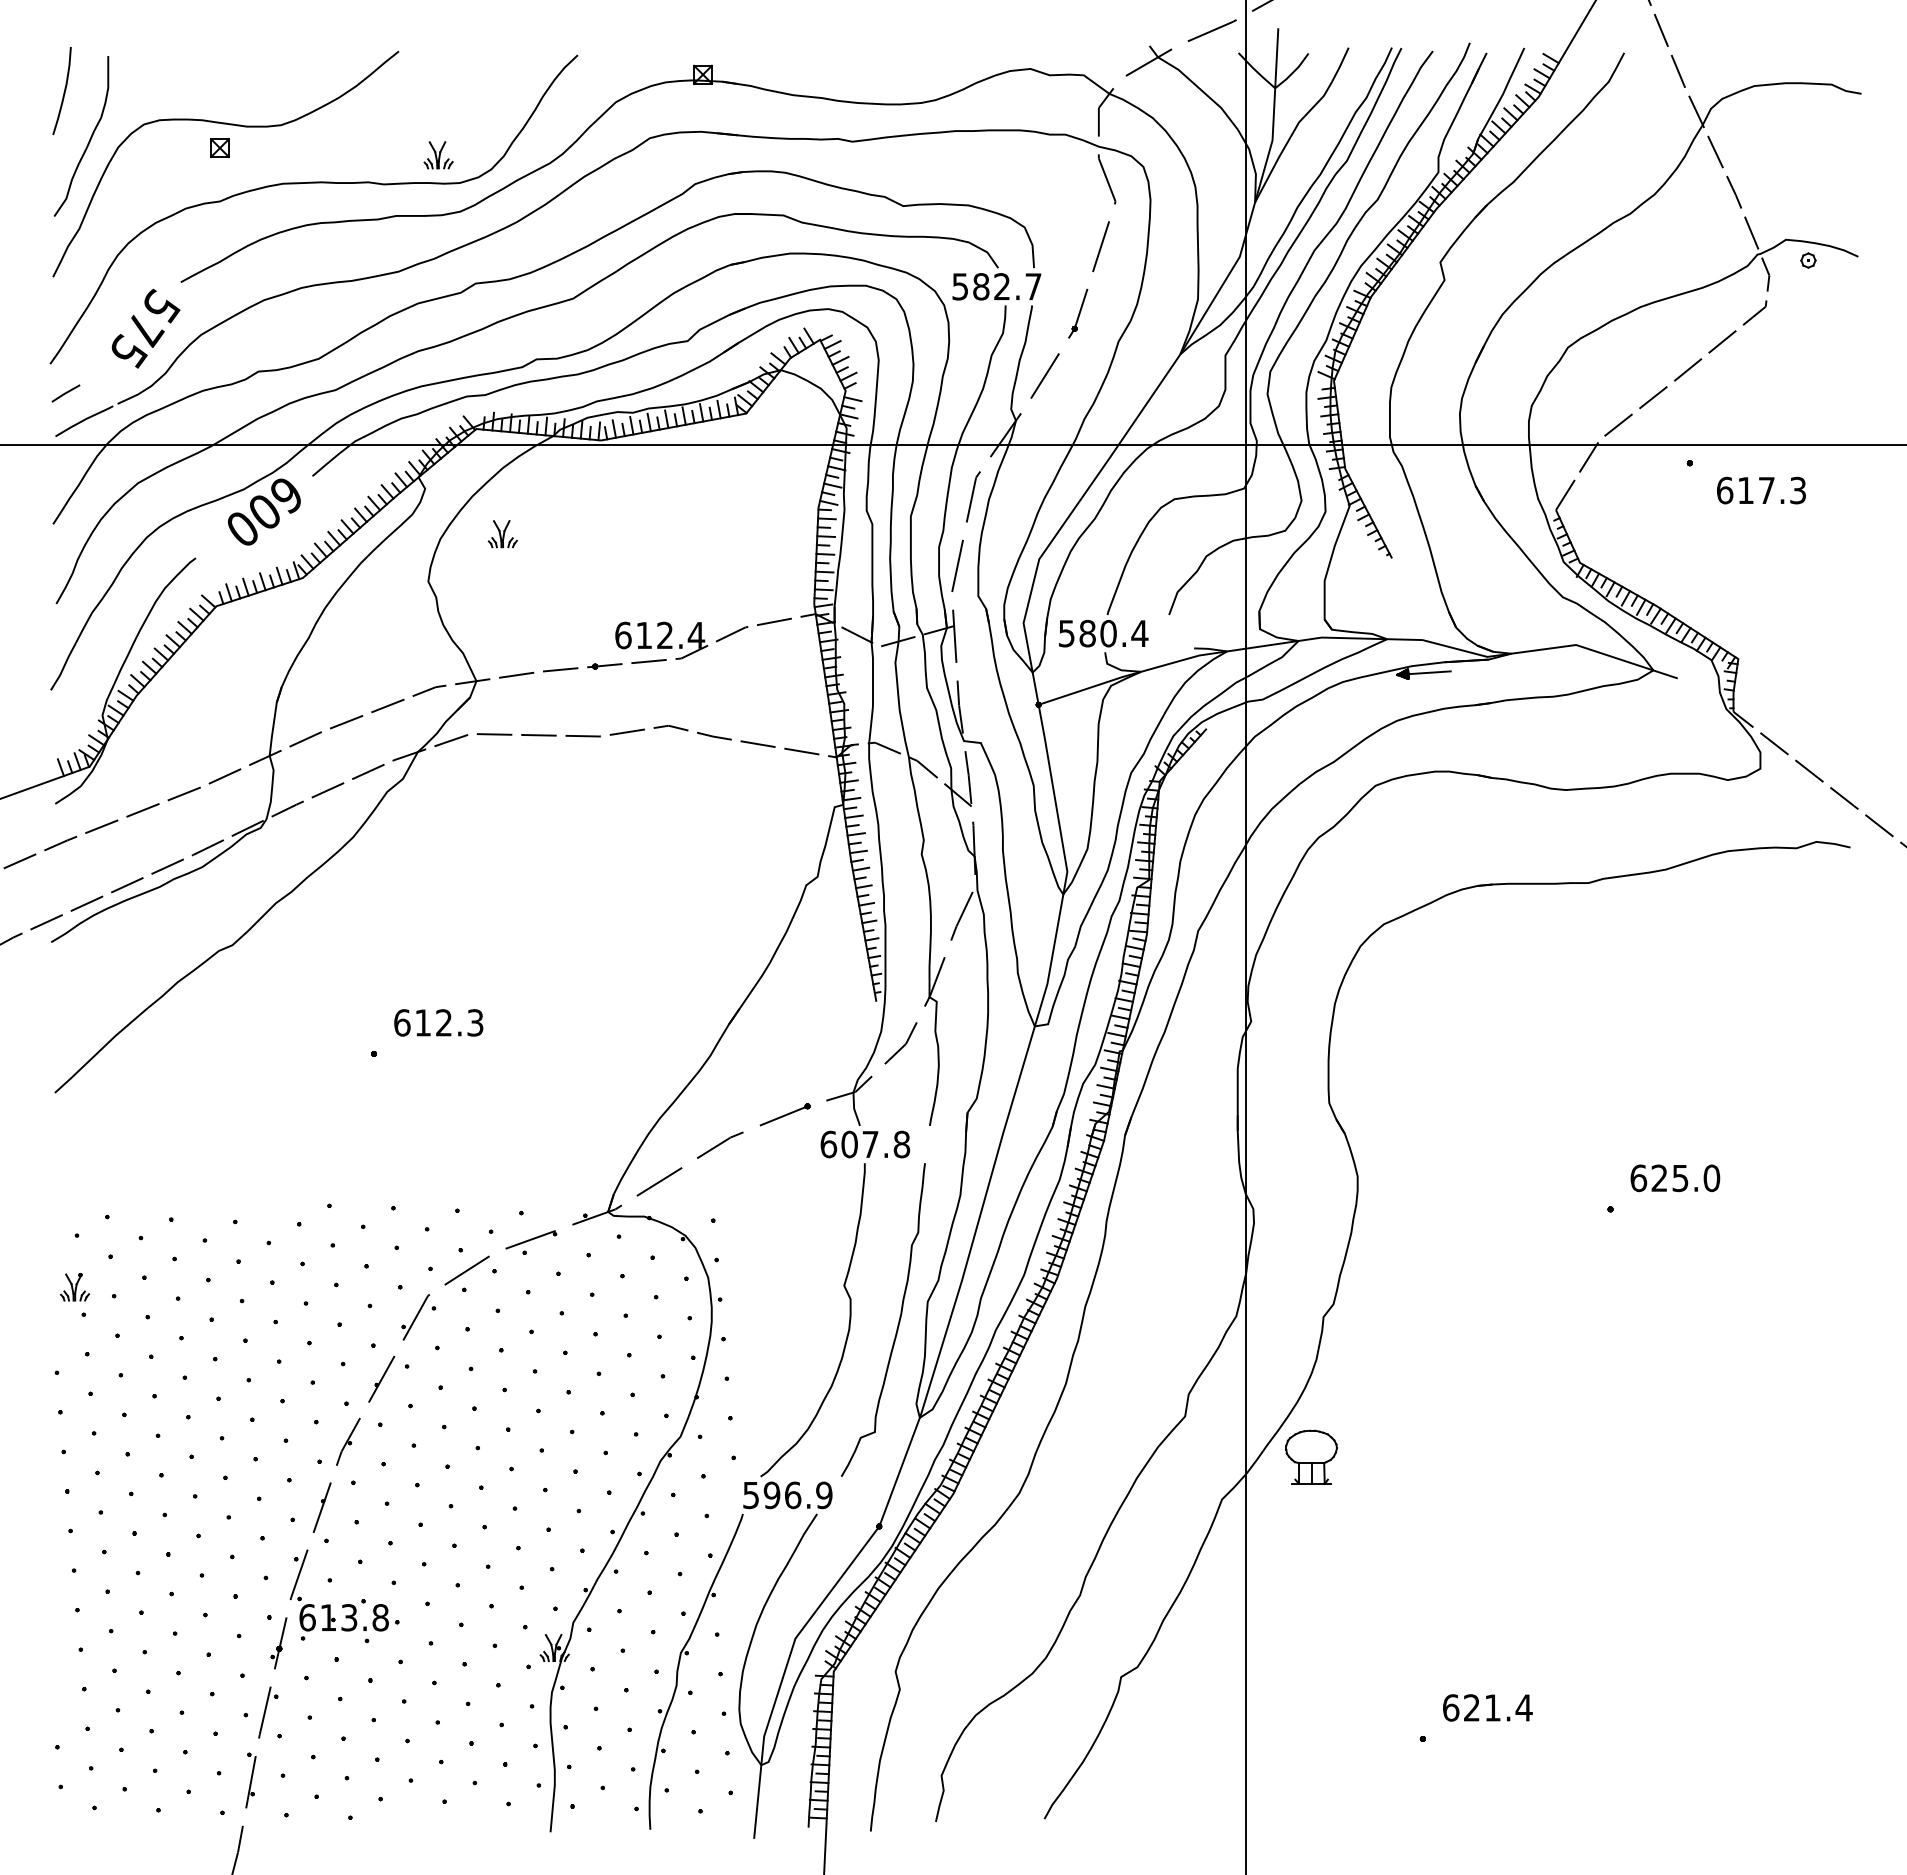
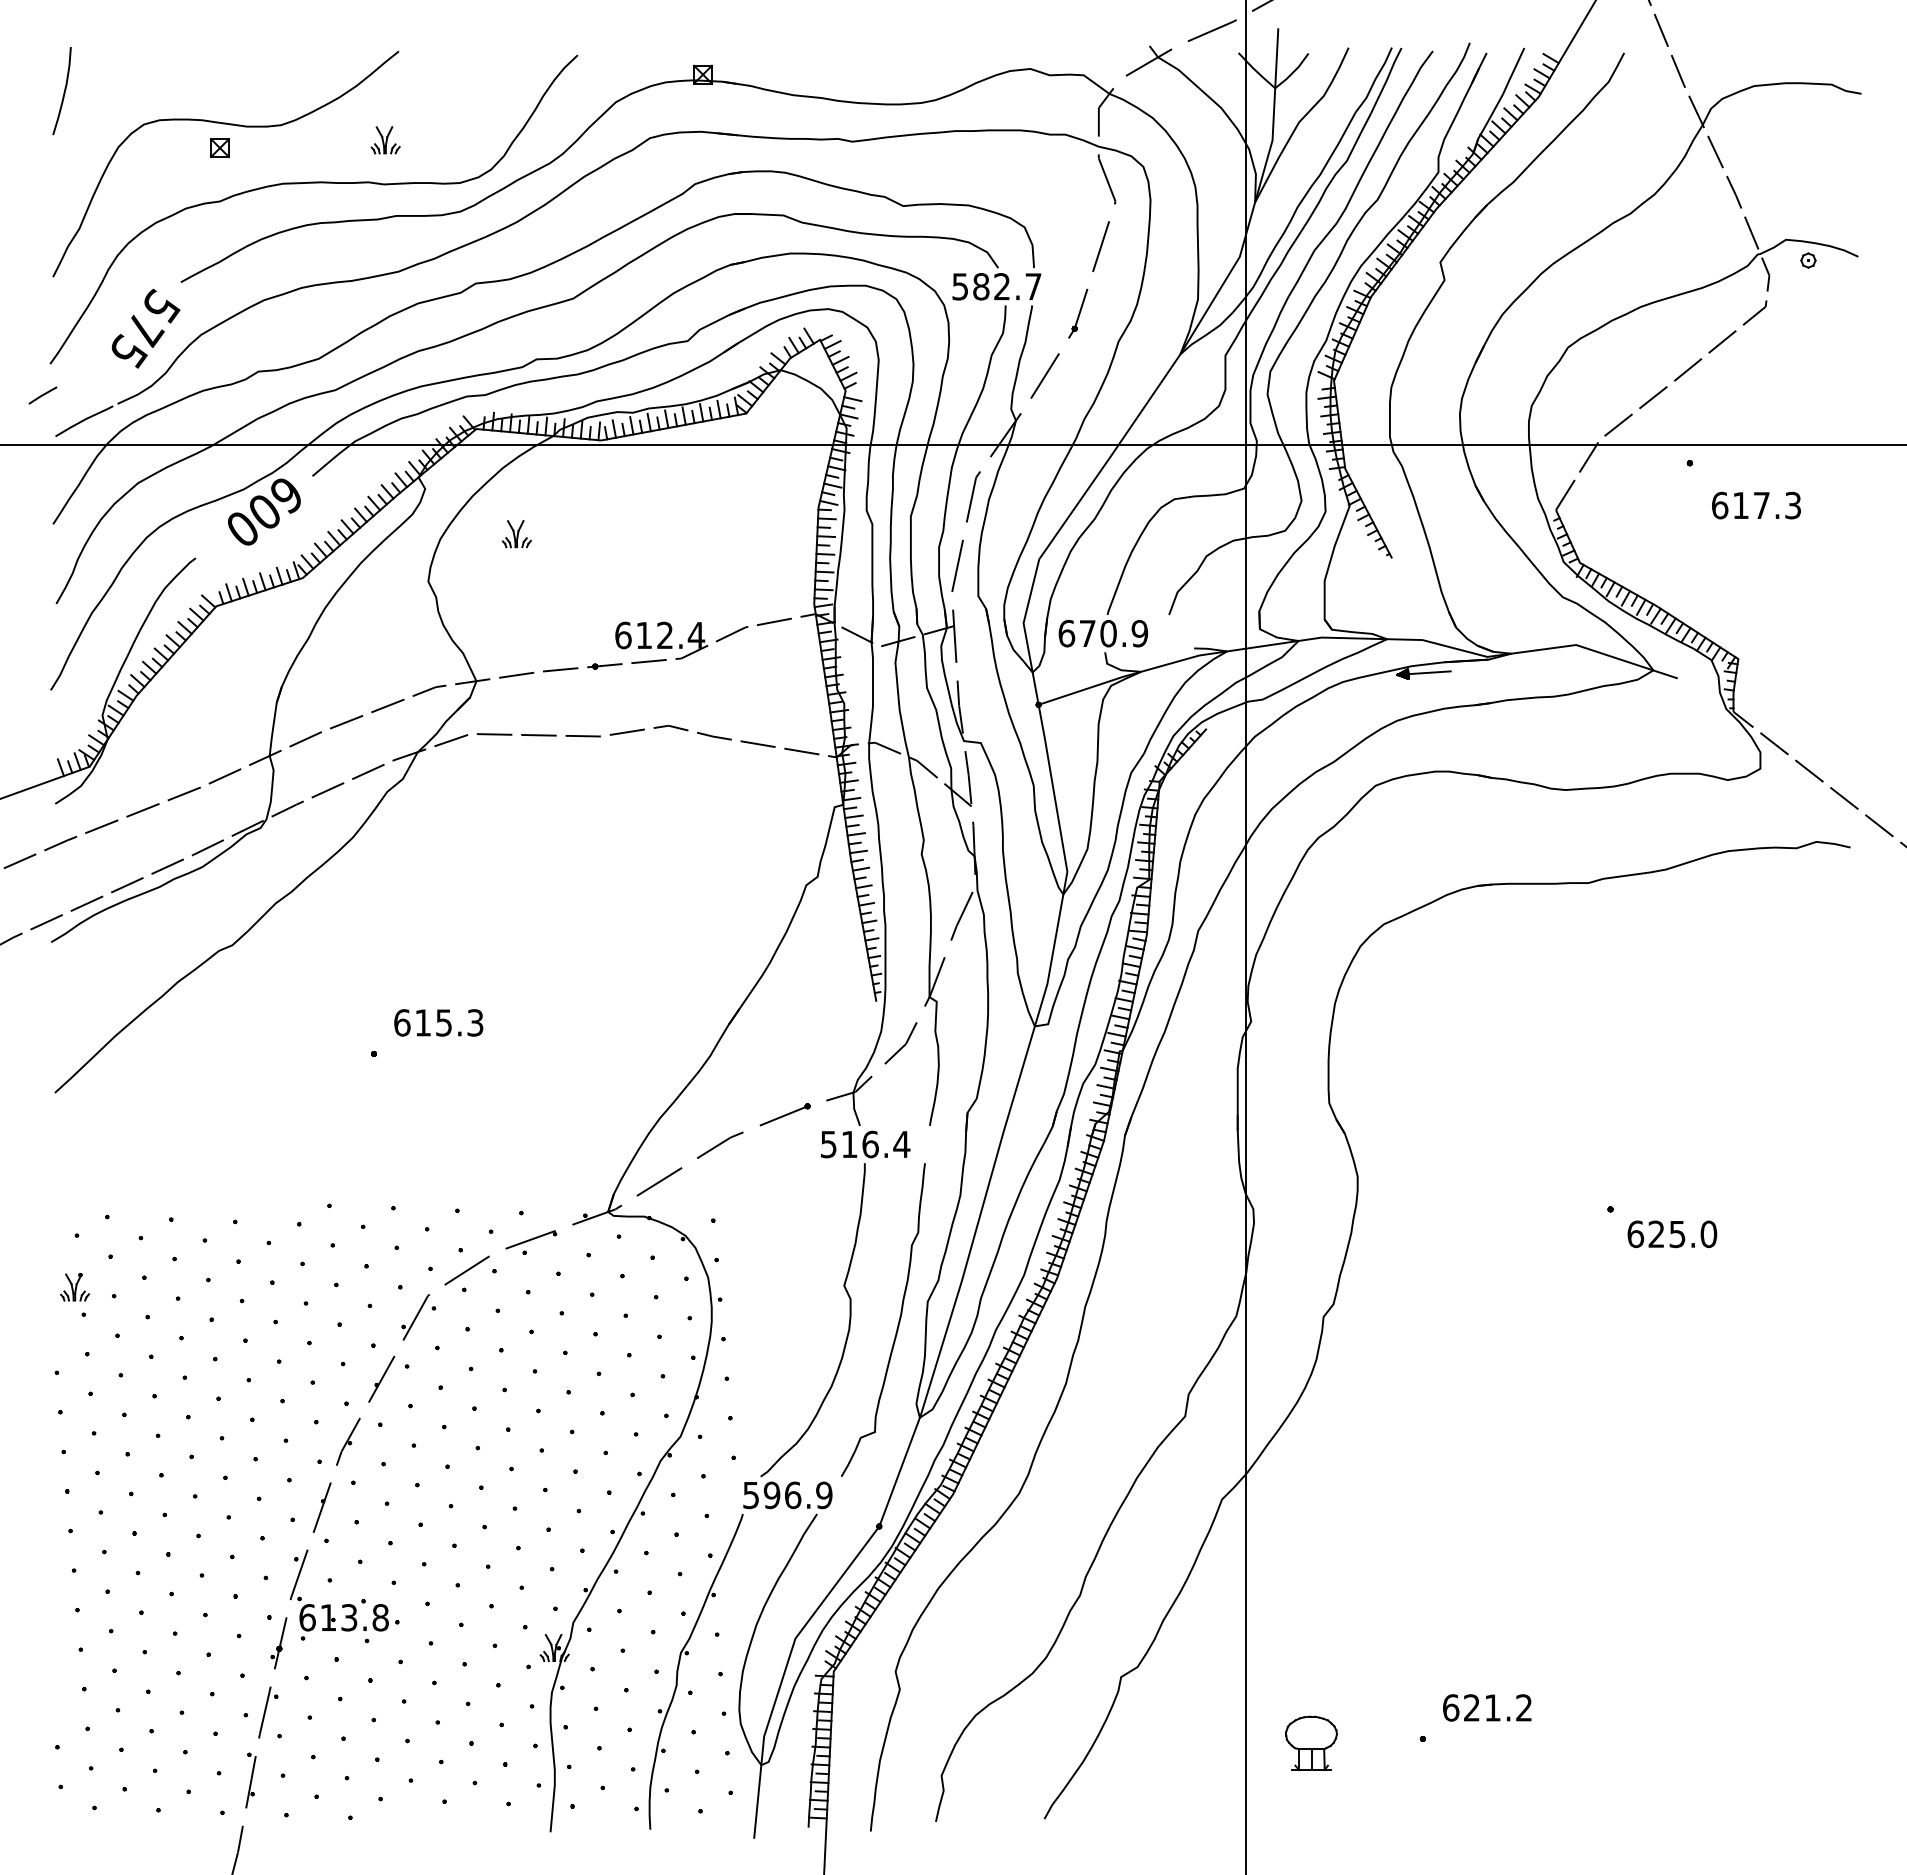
curve: present -> none (89, 138)
part position: (438, 155) -> (385, 140) (385, 140)
line position: (65, 393) -> (42, 395) (42, 395)
text position: (1761, 490) -> (1756, 505) (1756, 505)
part position: (502, 534) -> (516, 534) (516, 534)
text: 580.4 -> 670.9 (1103, 633)
text: 612.3 -> 615.3 (443, 1022)
text: 607.8 -> 516.4 (865, 1144)
text position: (1675, 1178) -> (1672, 1234) (1672, 1234)
part position: (1311, 1456) -> (1311, 1742) (1311, 1742)
text: 621.4 -> 621.2 (1523, 1707)
